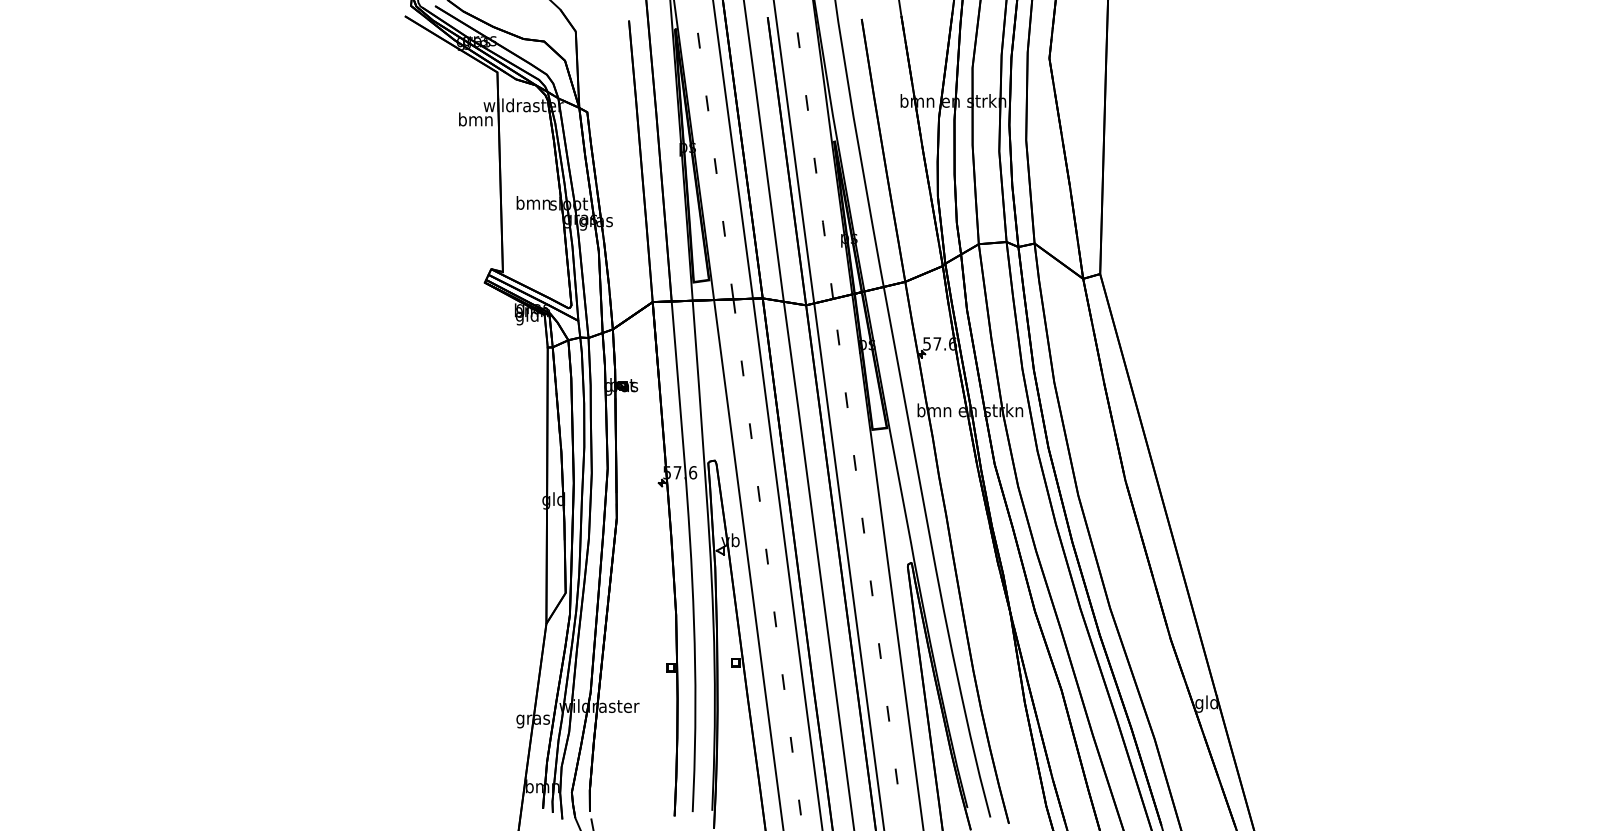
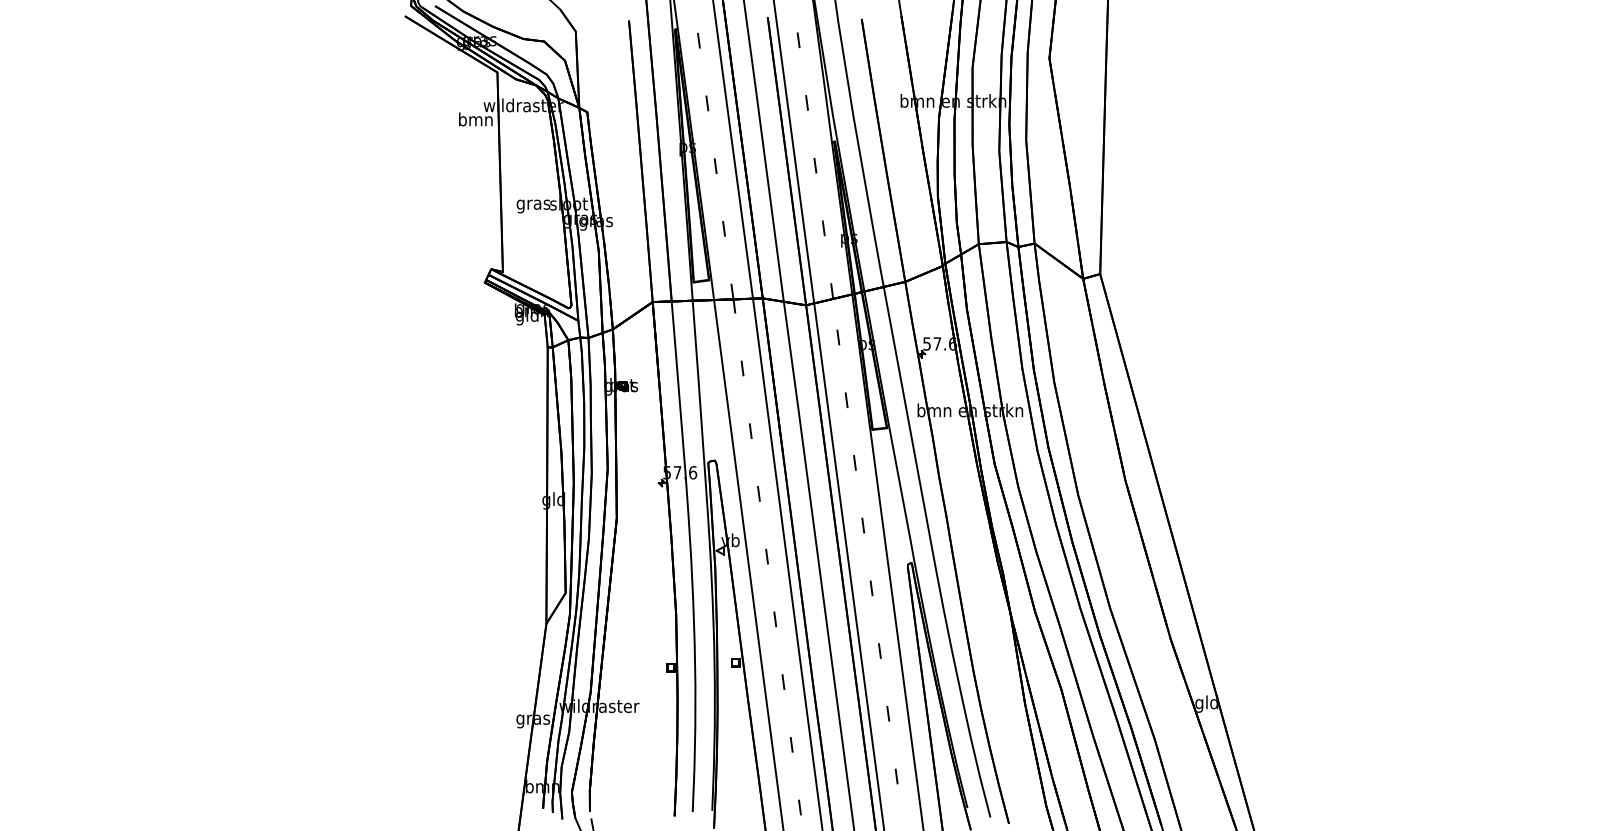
text: bmn -> gras (533, 204)
